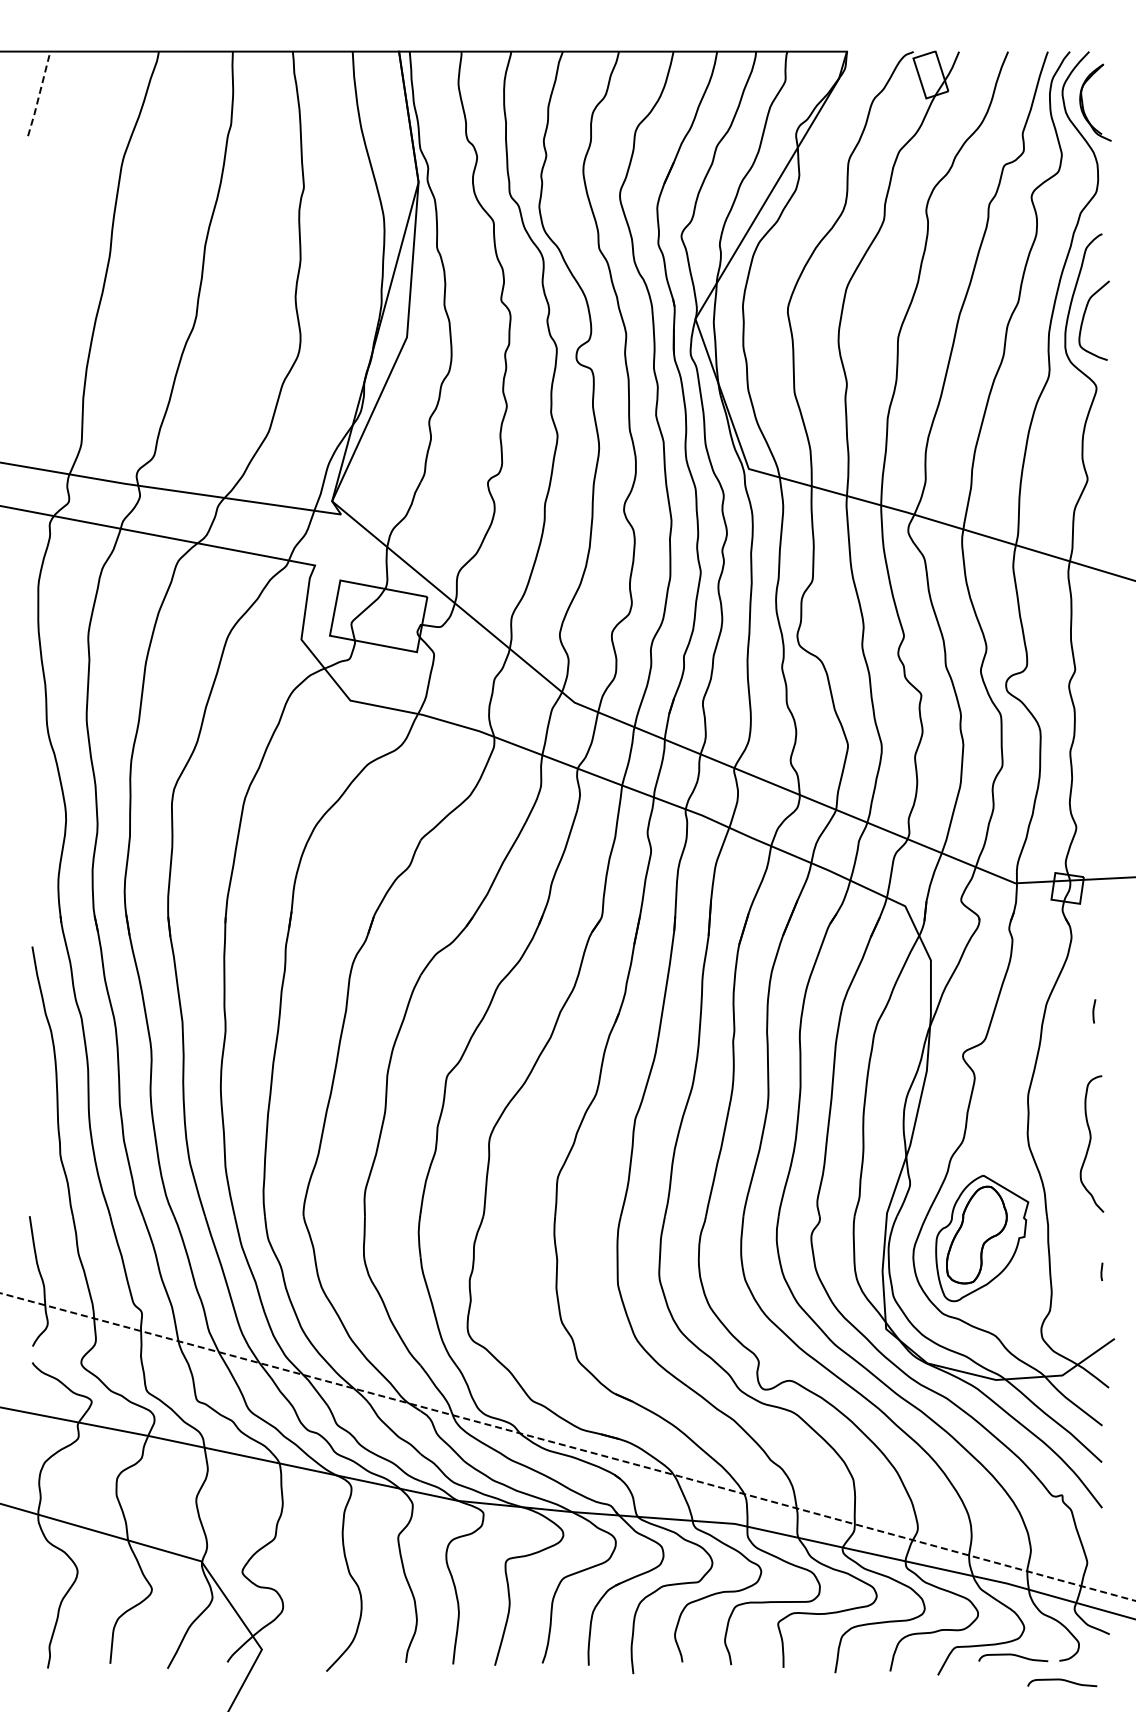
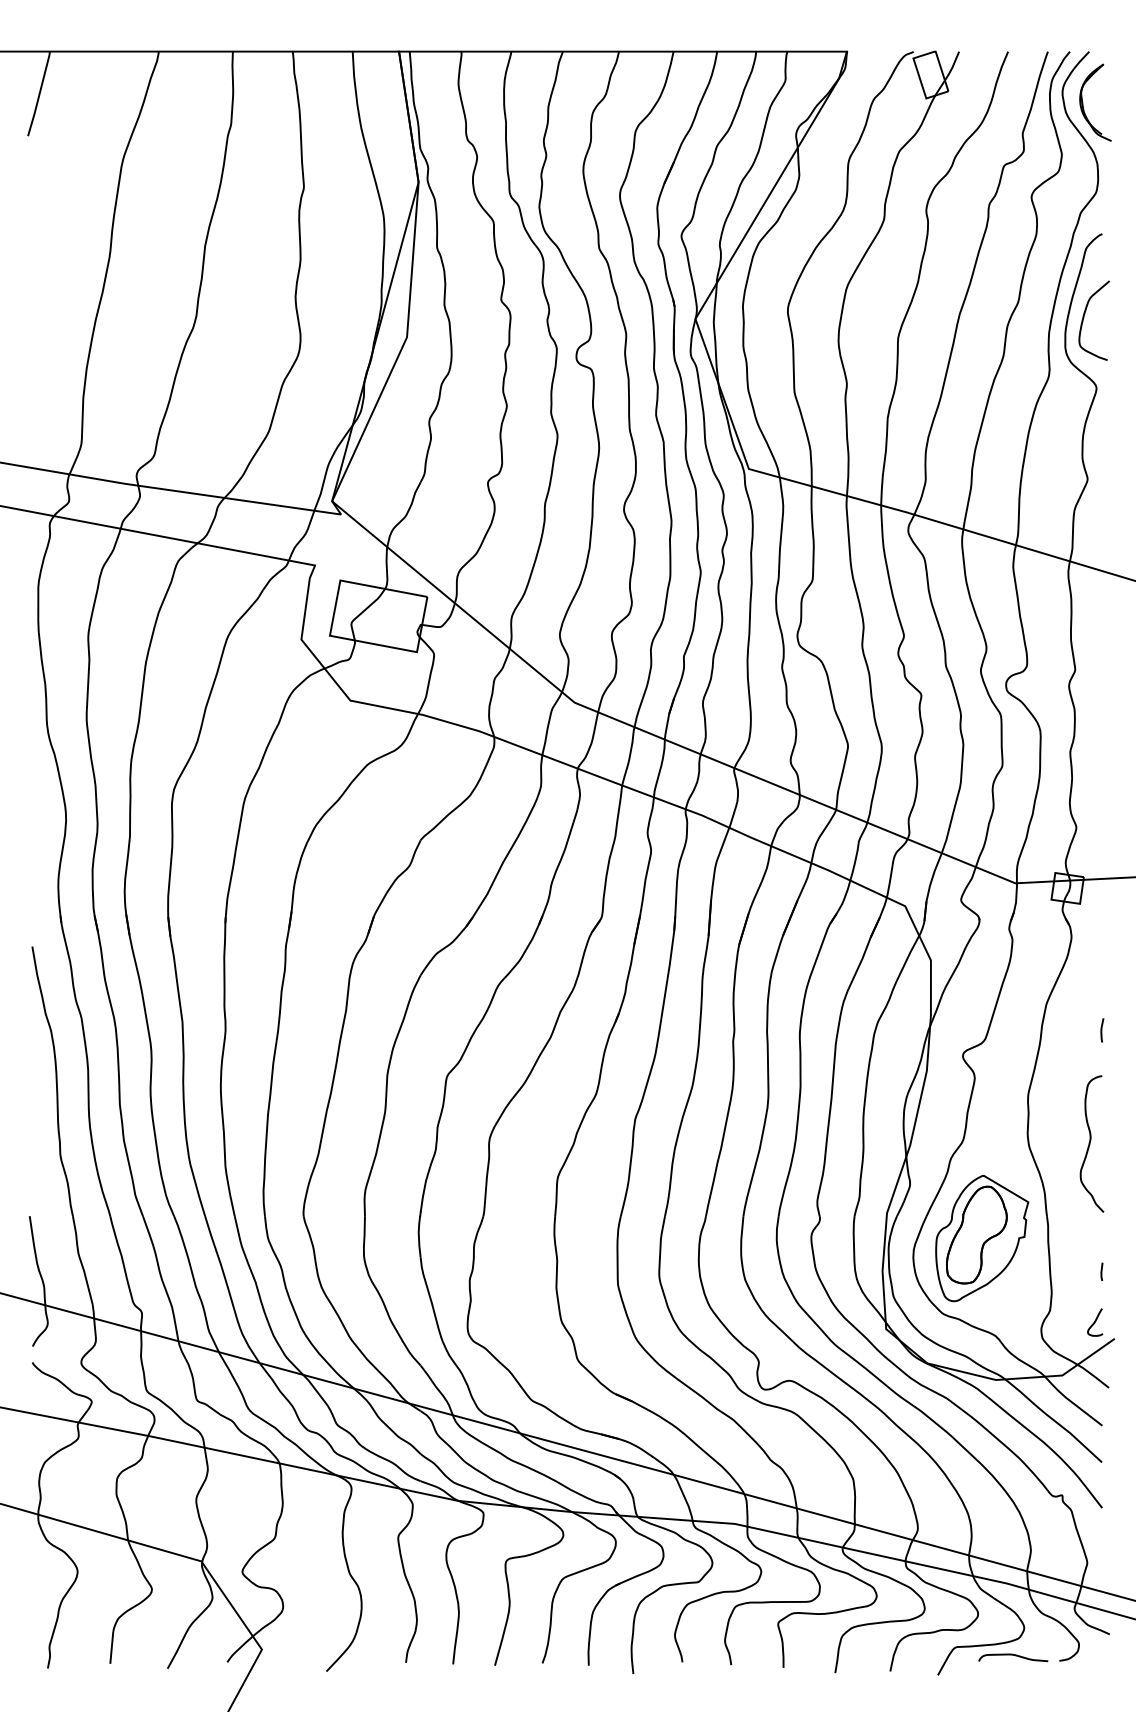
line: dashed -> solid (39, 93)
line position: (1094, 1011) -> (1102, 1030) (1102, 1030)
curve: none -> present (1095, 1322)
line: dashed -> solid (568, 1446)
curve: present -> none (1062, 1680)
